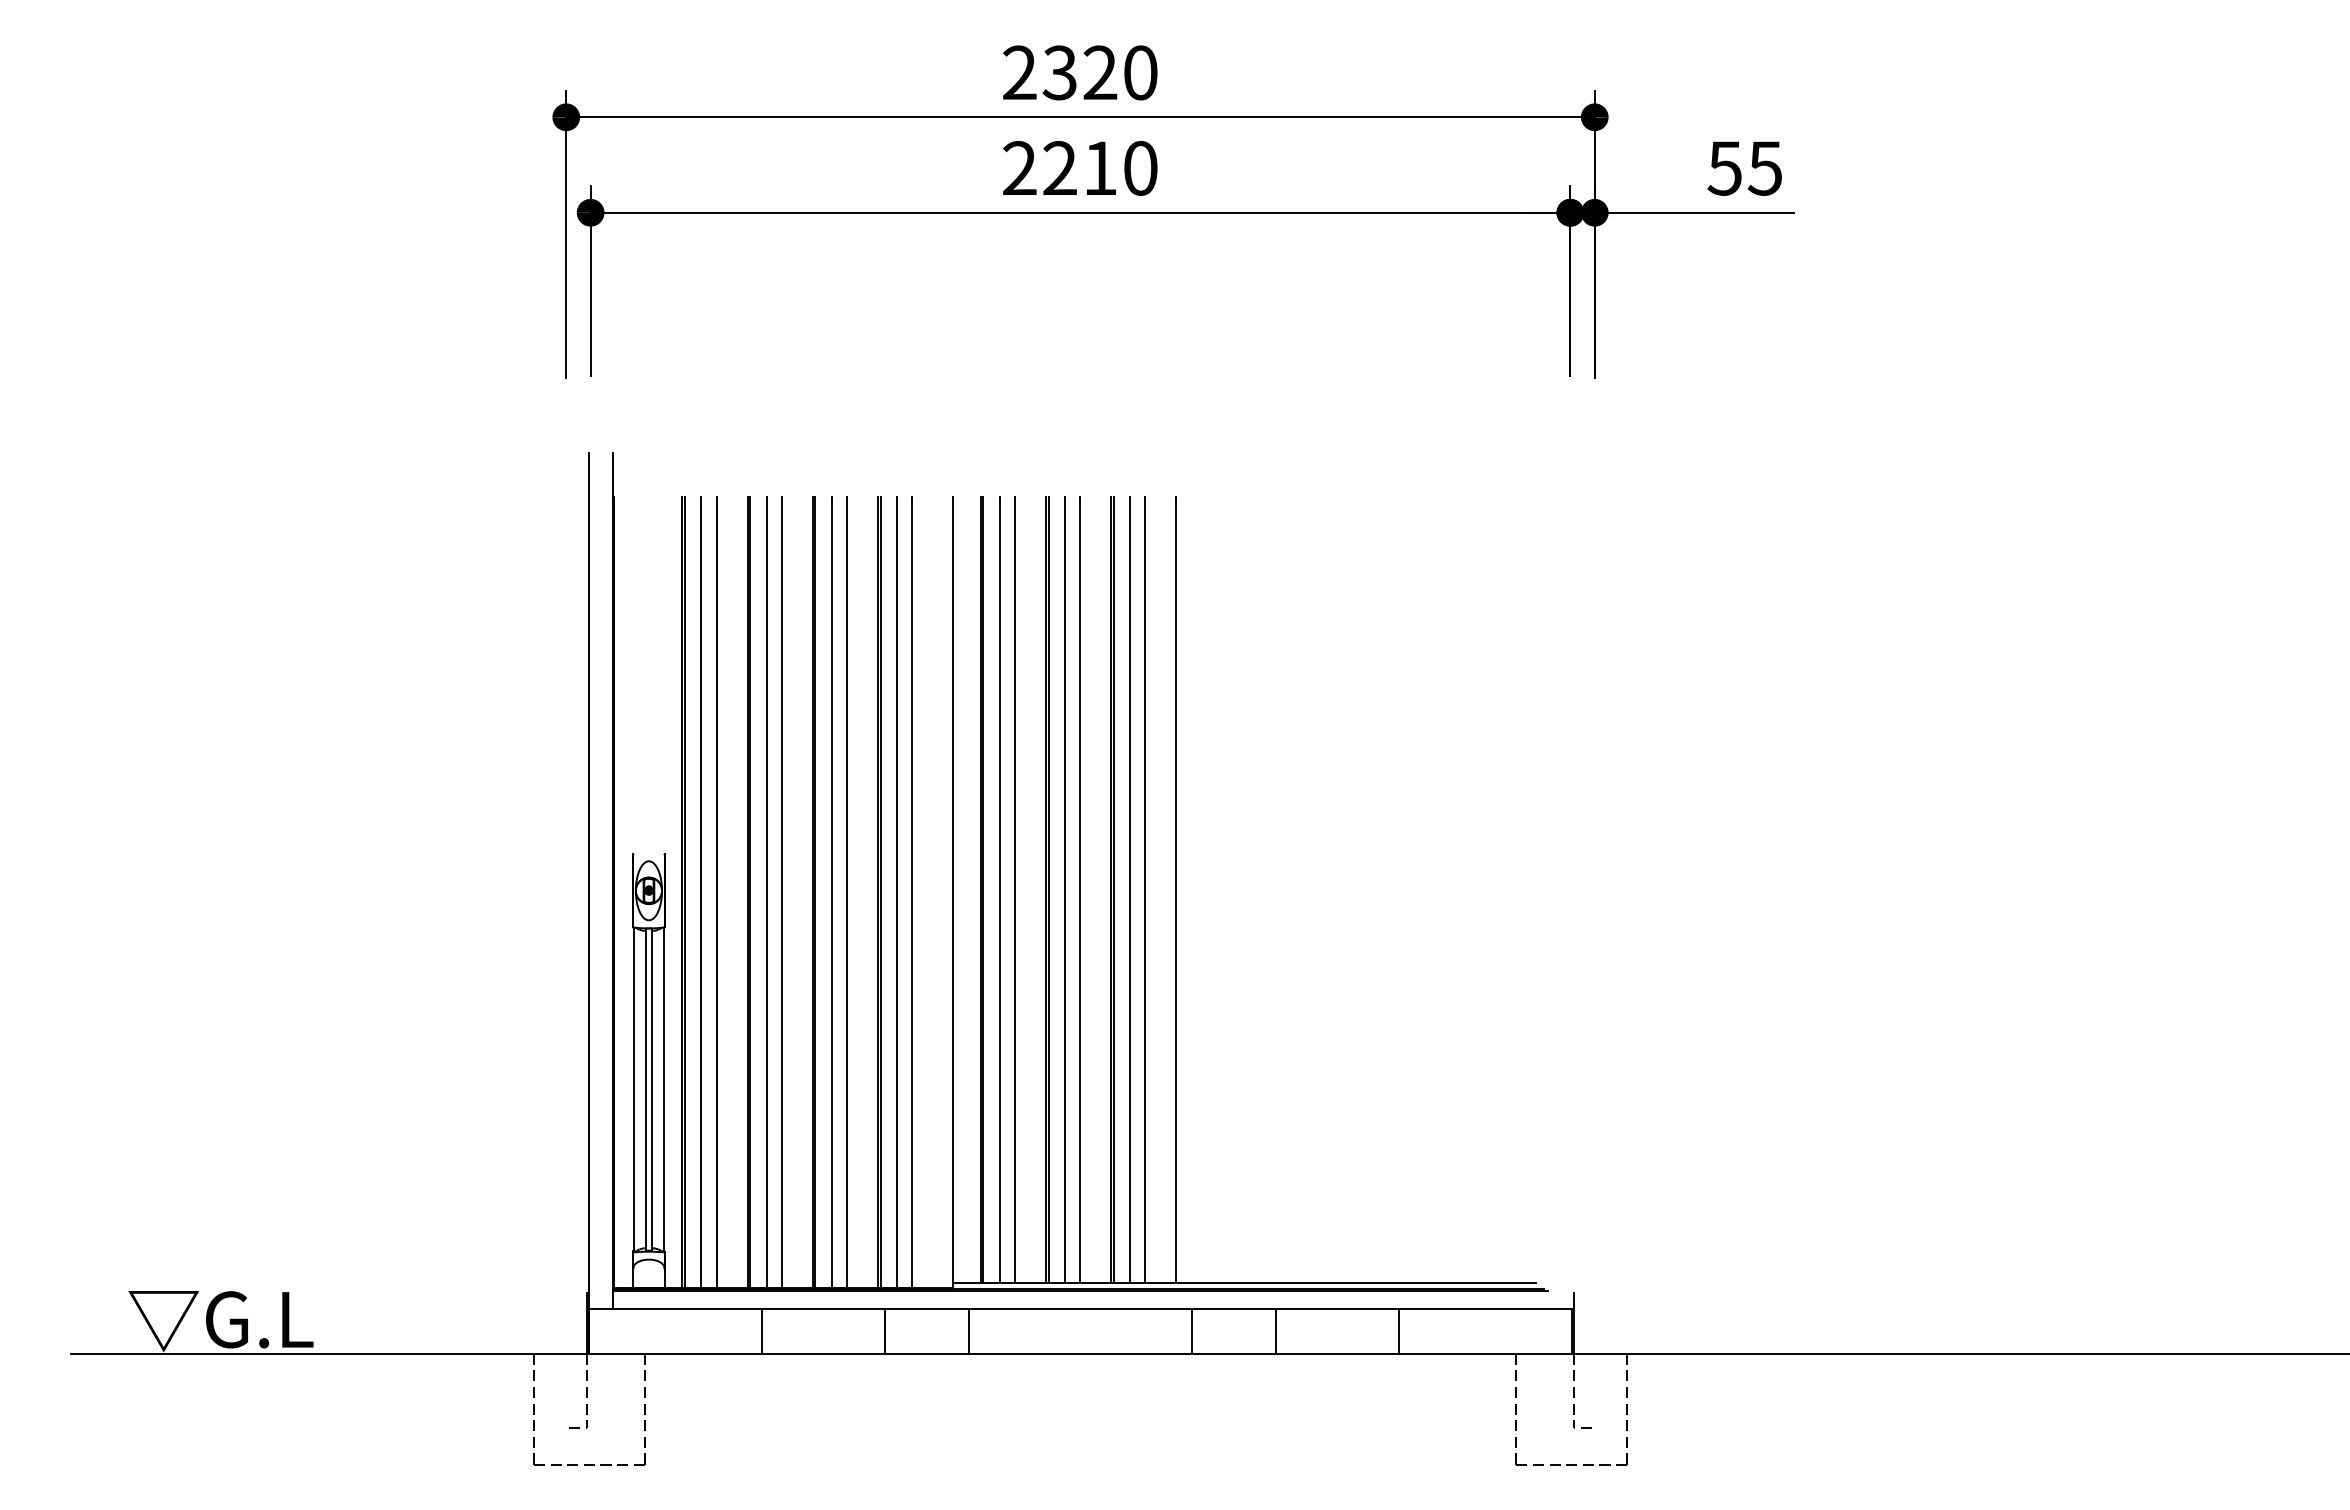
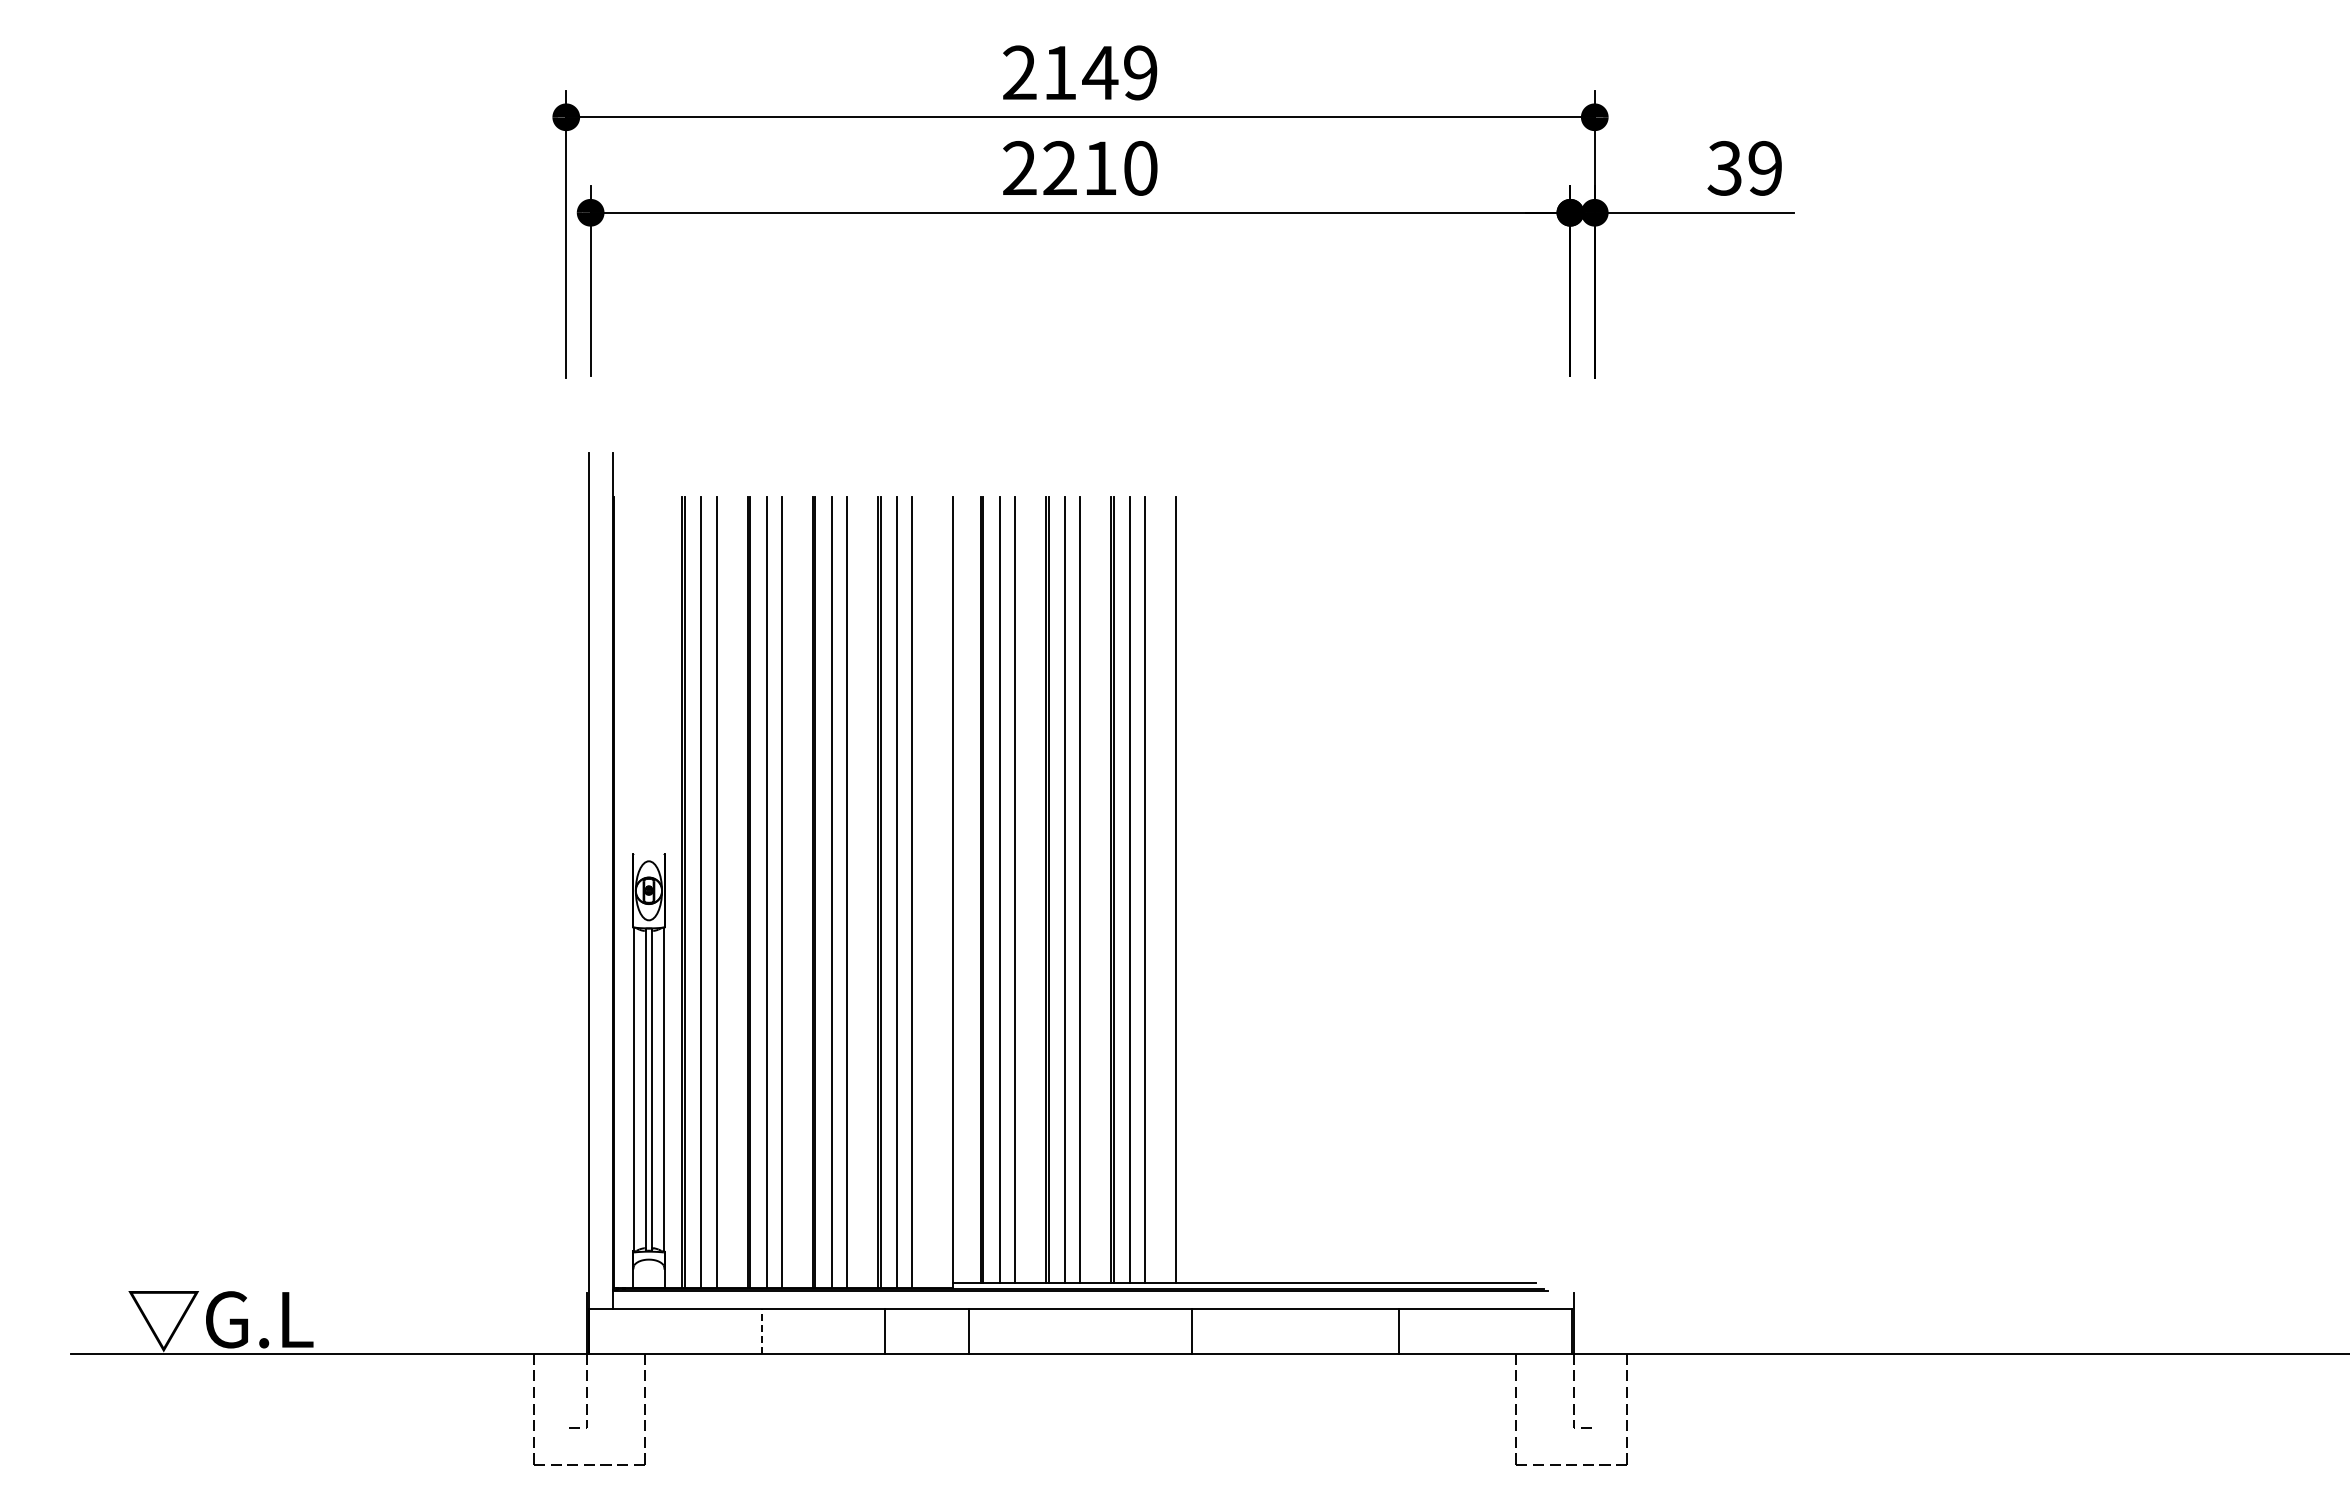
text: 2320 -> 2149 (1099, 72)
text: 55 -> 39 (1744, 168)
line: solid -> dashed (762, 1331)
line: present -> none (1276, 1331)
